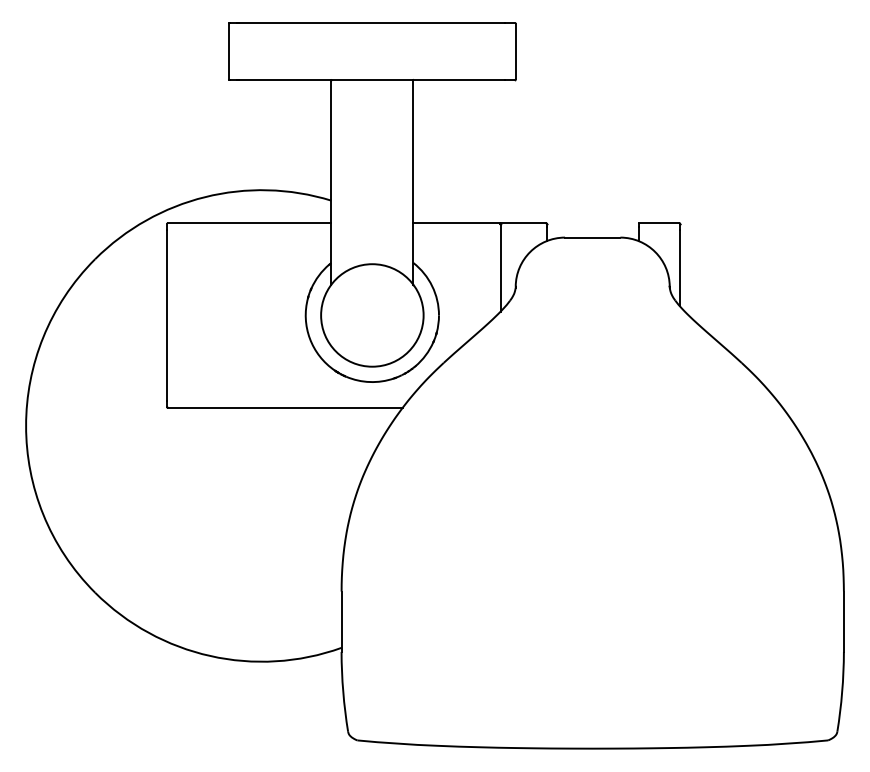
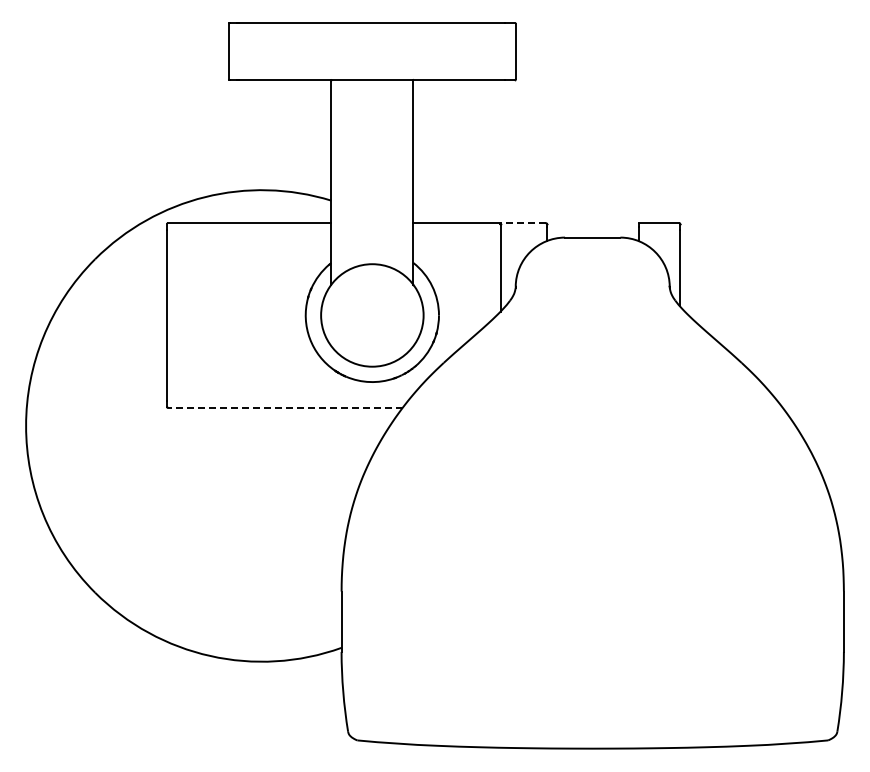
line: solid -> dashed (523, 223)
line: solid -> dashed (284, 407)
